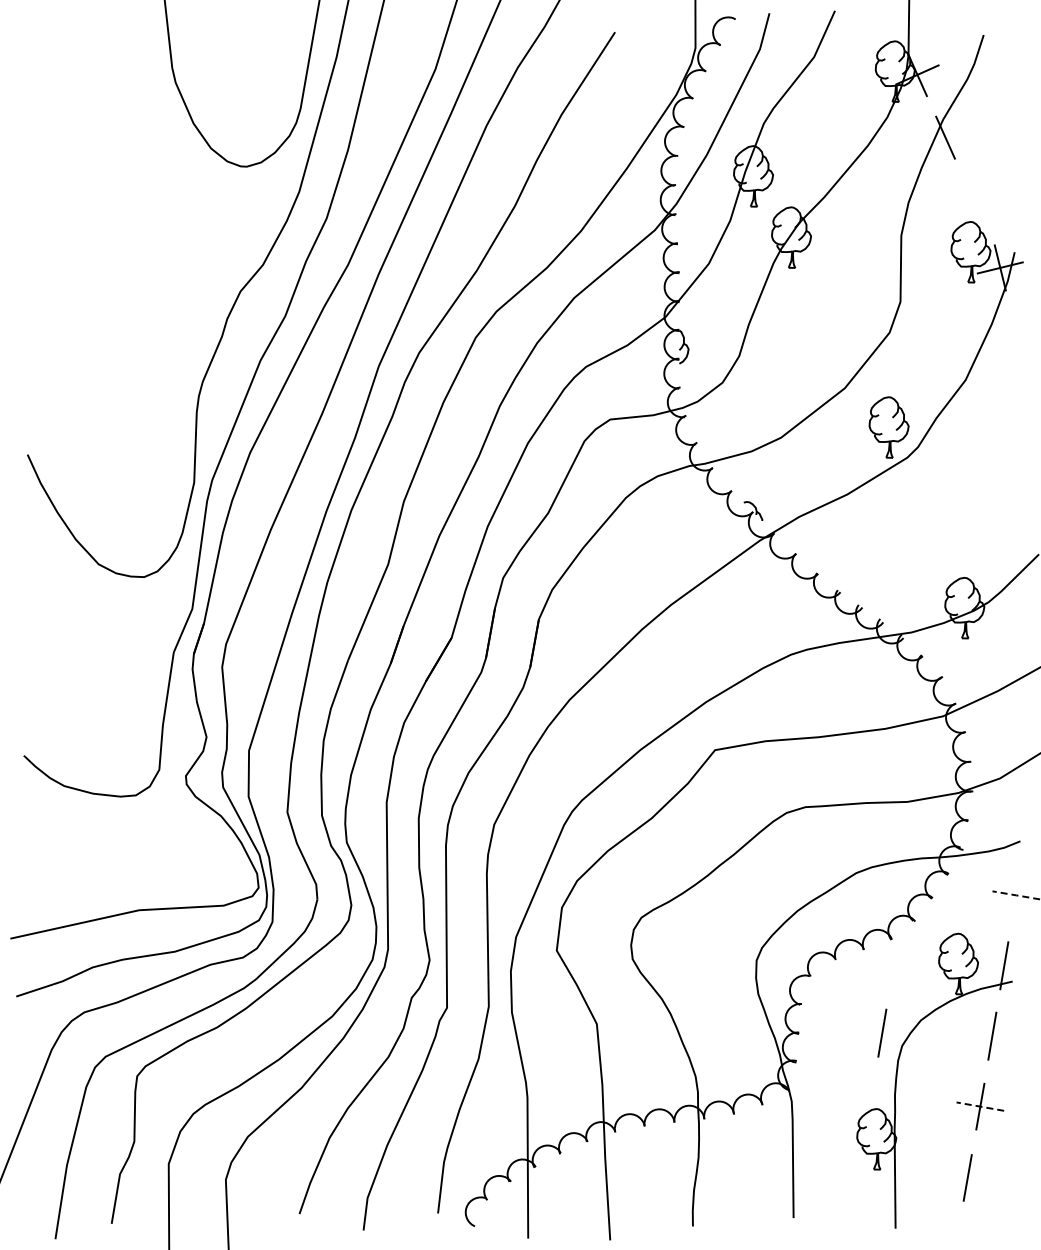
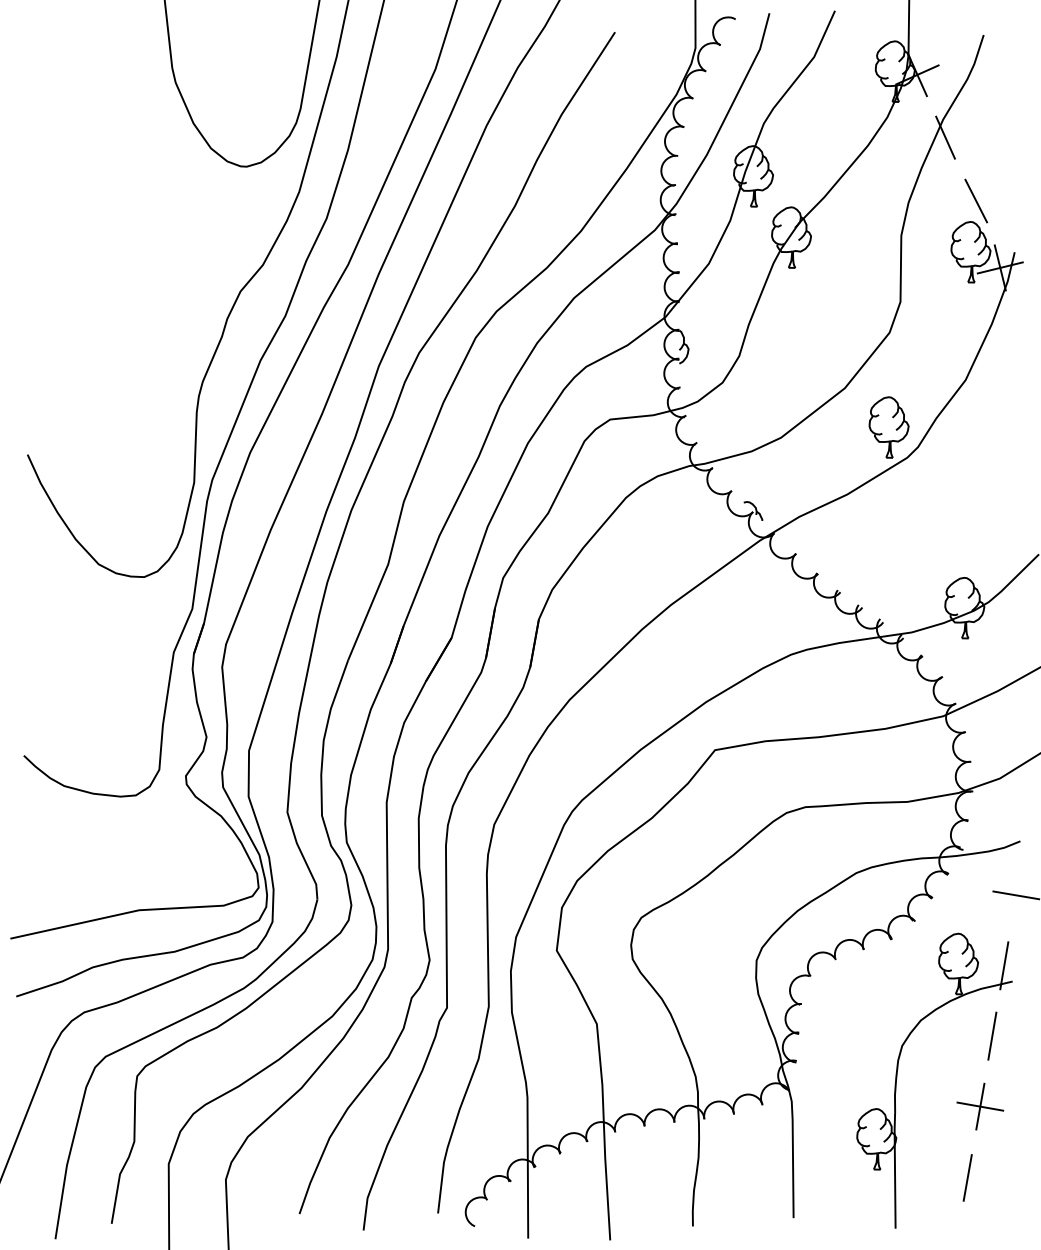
line: none -> present (976, 200)
line: dashed -> solid (1016, 895)
line: present -> none (882, 1032)
line: dashed -> solid (980, 1106)
